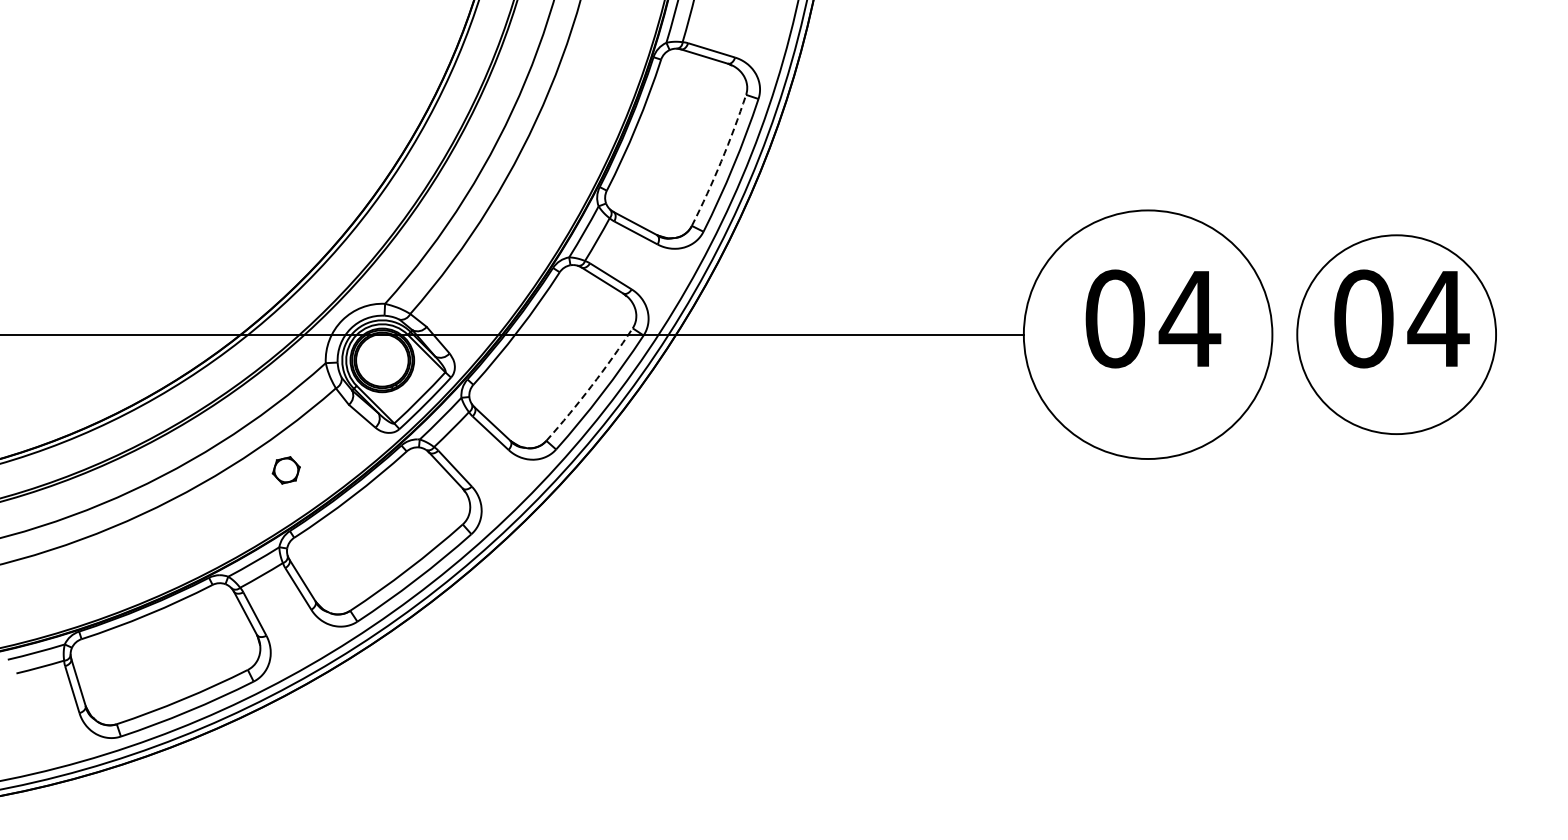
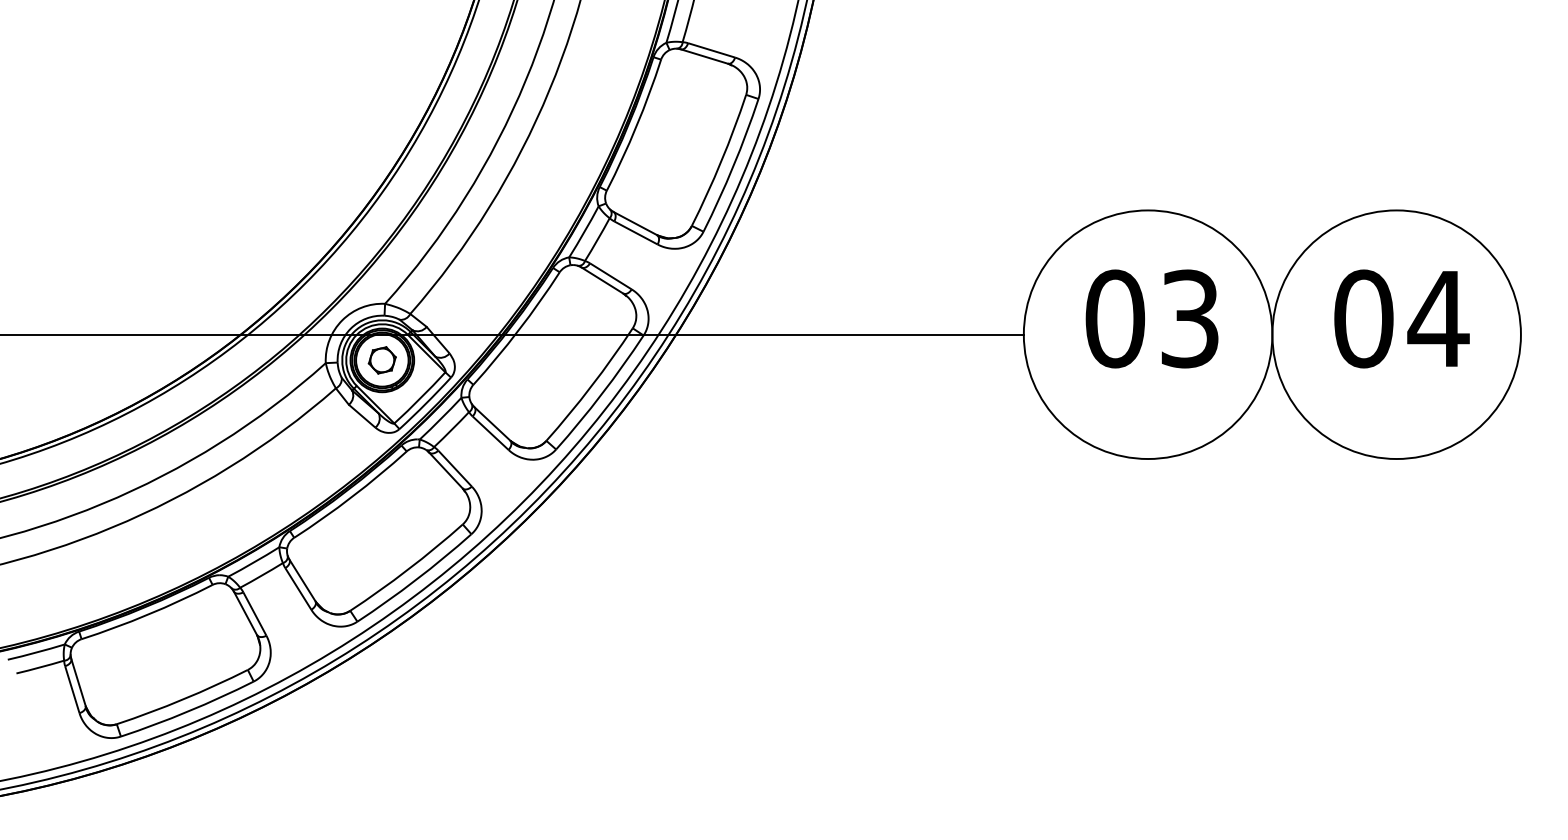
arc: dashed -> solid (721, 161)
text: 04 -> 03 (1189, 318)
circle diameter: 199 px -> 249 px (1396, 334)
arc: dashed -> solid (591, 386)
part position: (285, 470) -> (381, 360) (381, 360)
